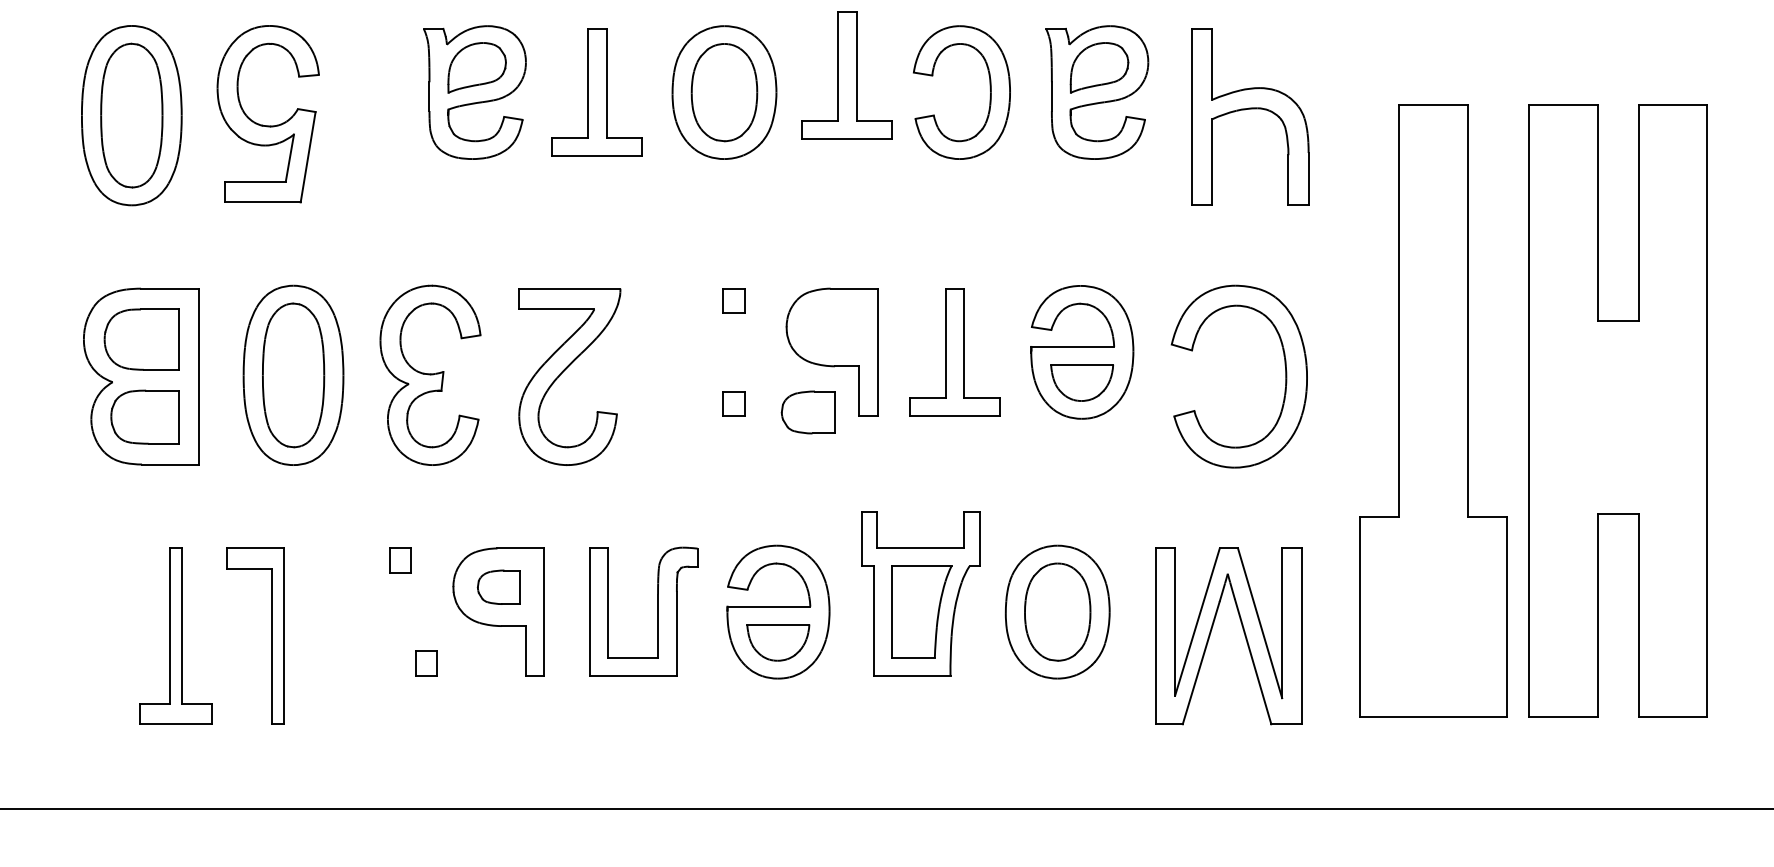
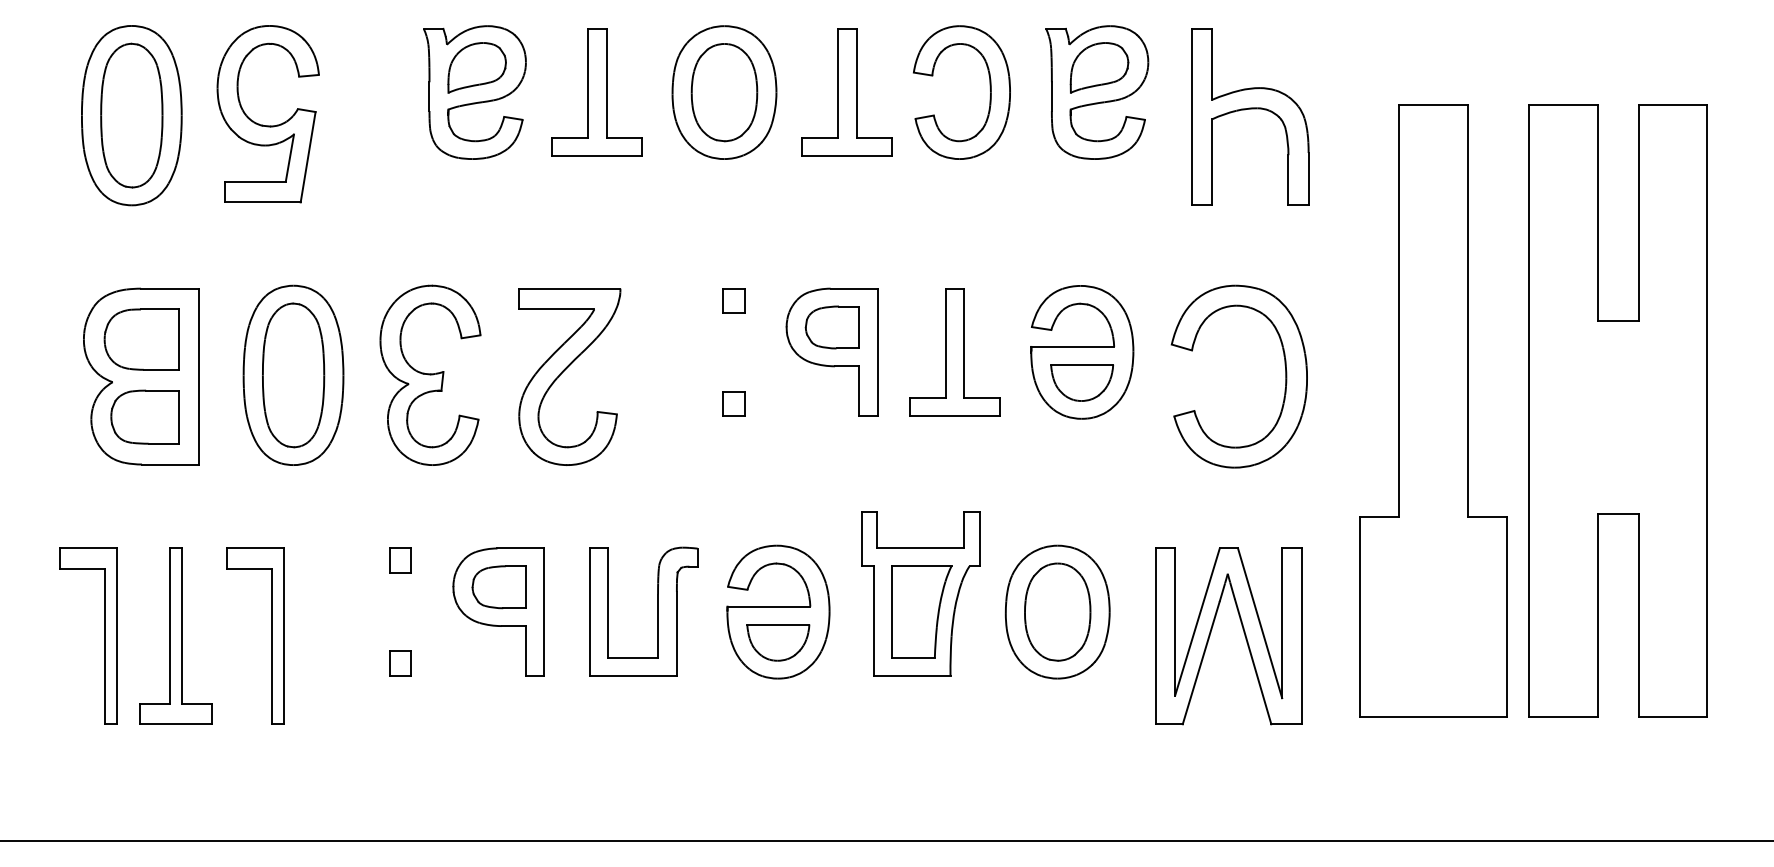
part position: (846, 75) -> (846, 92) (846, 92)
part position: (807, 412) -> (831, 327) (831, 327)
part size: 45x36 px -> 56x45 px (498, 587)
part: none -> present (104, 635)
part position: (426, 663) -> (400, 663) (400, 663)
line position: (886, 809) -> (886, 841) (886, 841)
